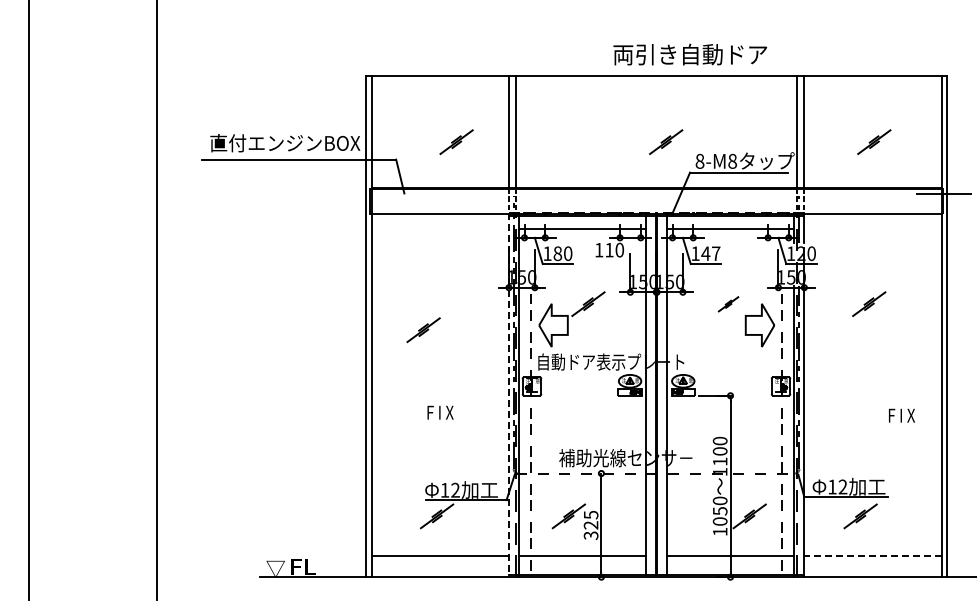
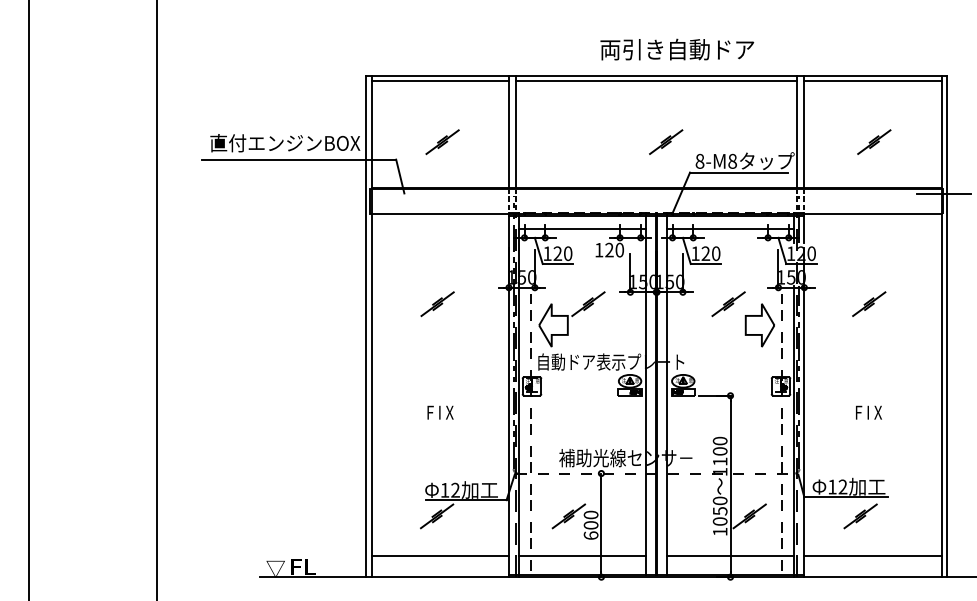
text position: (690, 54) -> (677, 49) (677, 49)
line: none -> present (439, 81)
line: none -> present (656, 81)
line: none -> present (872, 81)
part position: (456, 142) -> (442, 142) (442, 142)
text: 110 -> 120 (609, 249)
text: 180 -> 120 (557, 253)
text: 147 -> 120 (710, 253)
part size: 23x17 px -> 35x27 px (728, 304)
part position: (423, 330) -> (437, 304) (437, 304)
line: dashed -> solid (508, 395)
text position: (901, 415) -> (868, 412) (868, 412)
text: 325 -> 600 (590, 524)
line: dashed -> solid (872, 556)
